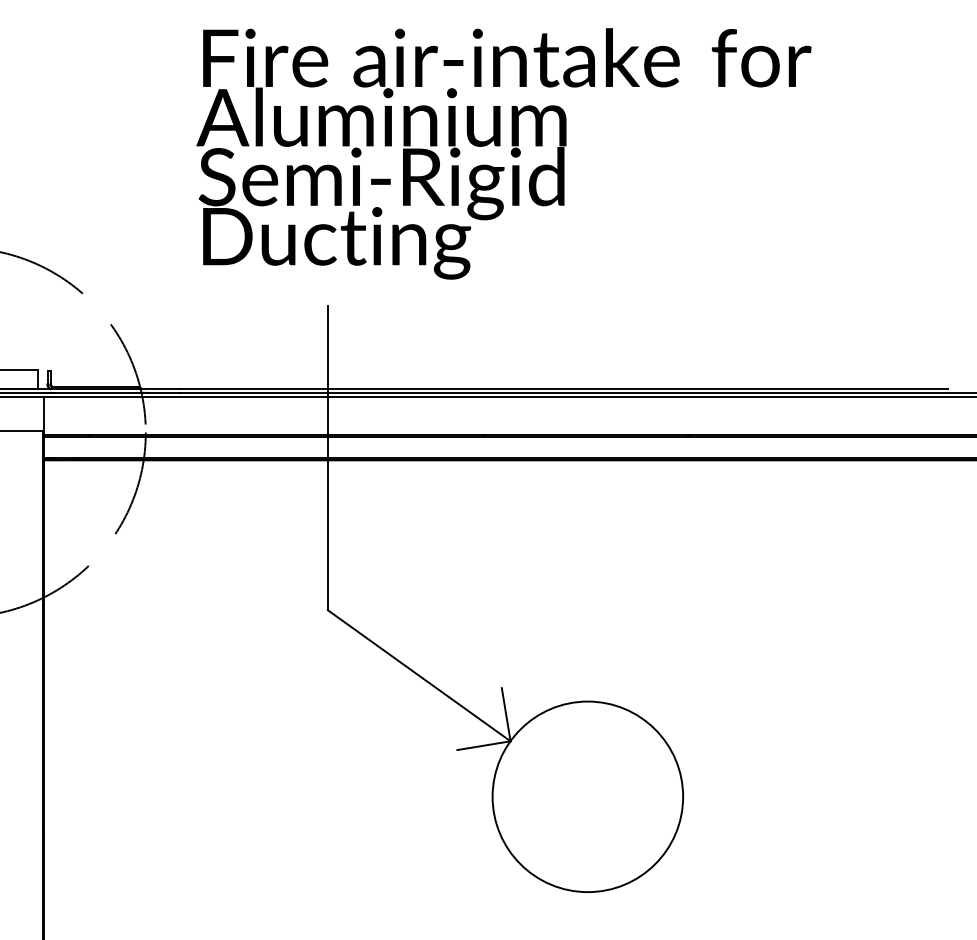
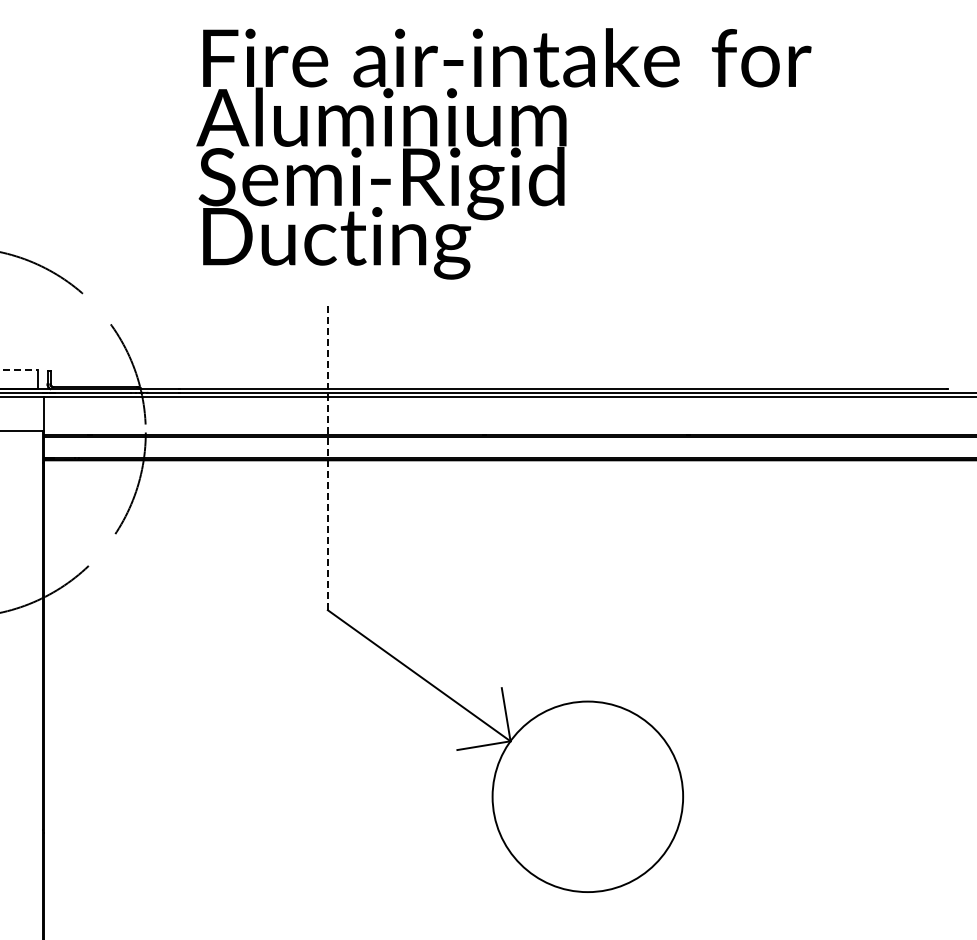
line: solid -> dashed (19, 370)
line: solid -> dashed (327, 458)
